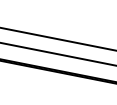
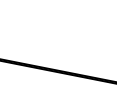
line: present -> none (57, 39)
line: present -> none (57, 54)
